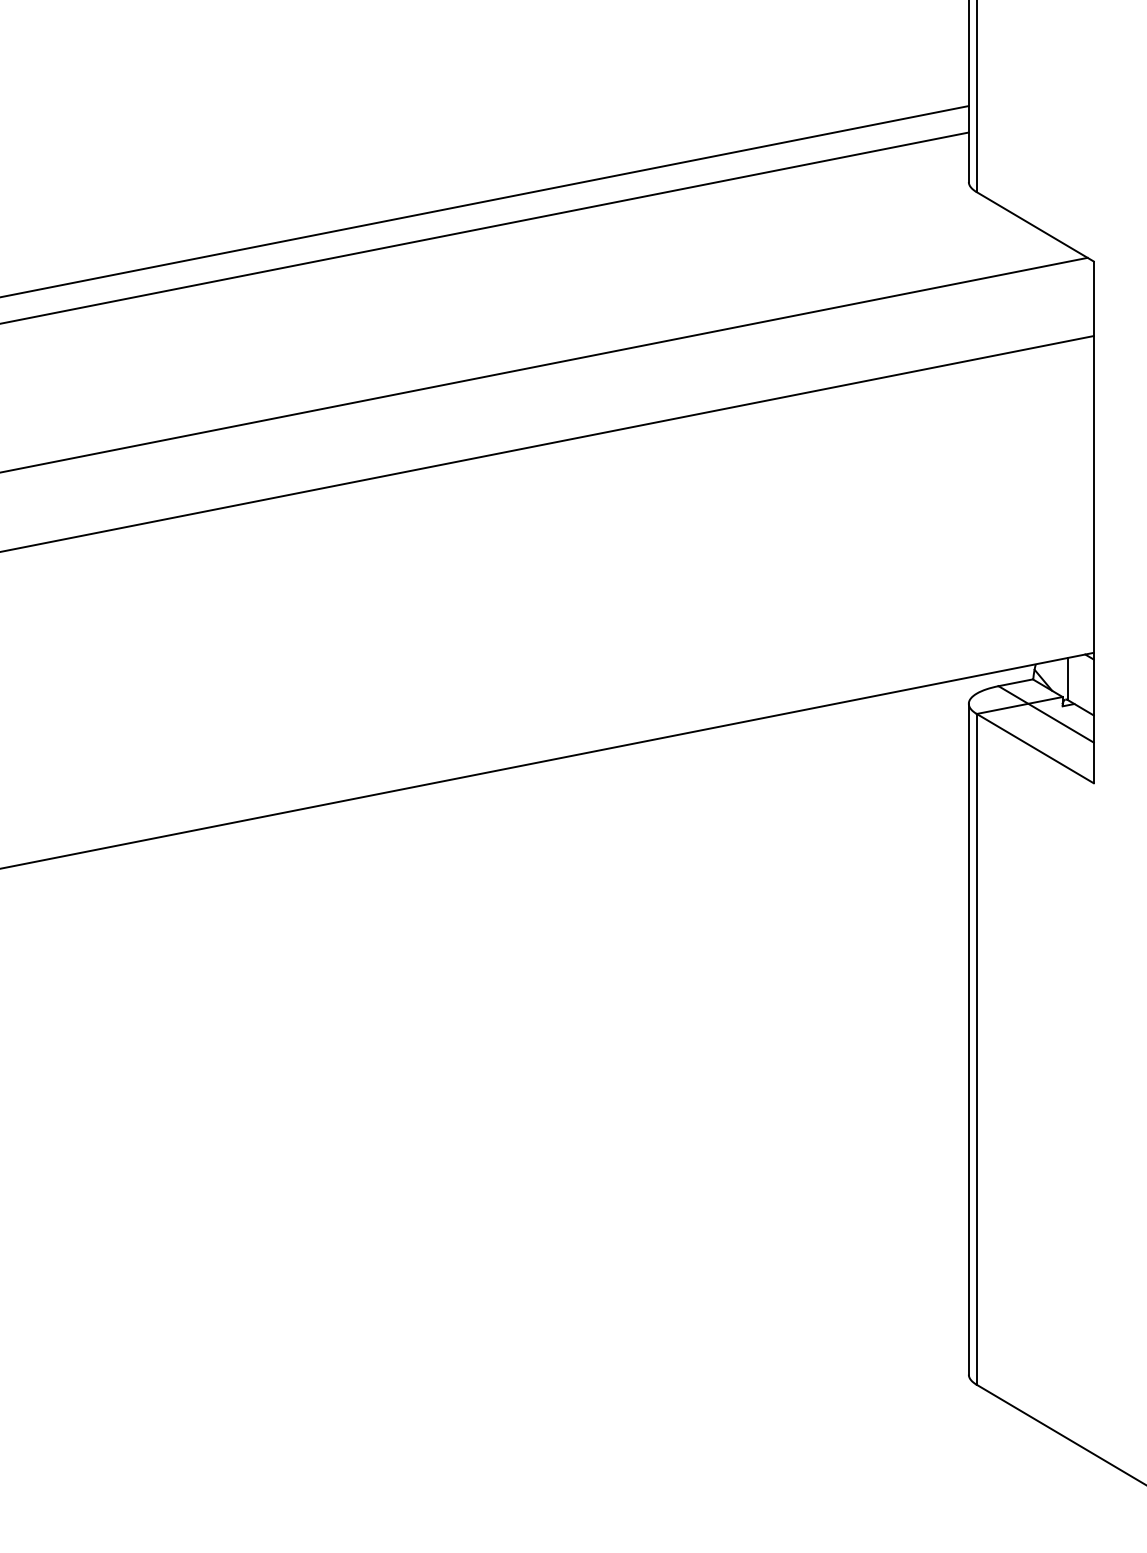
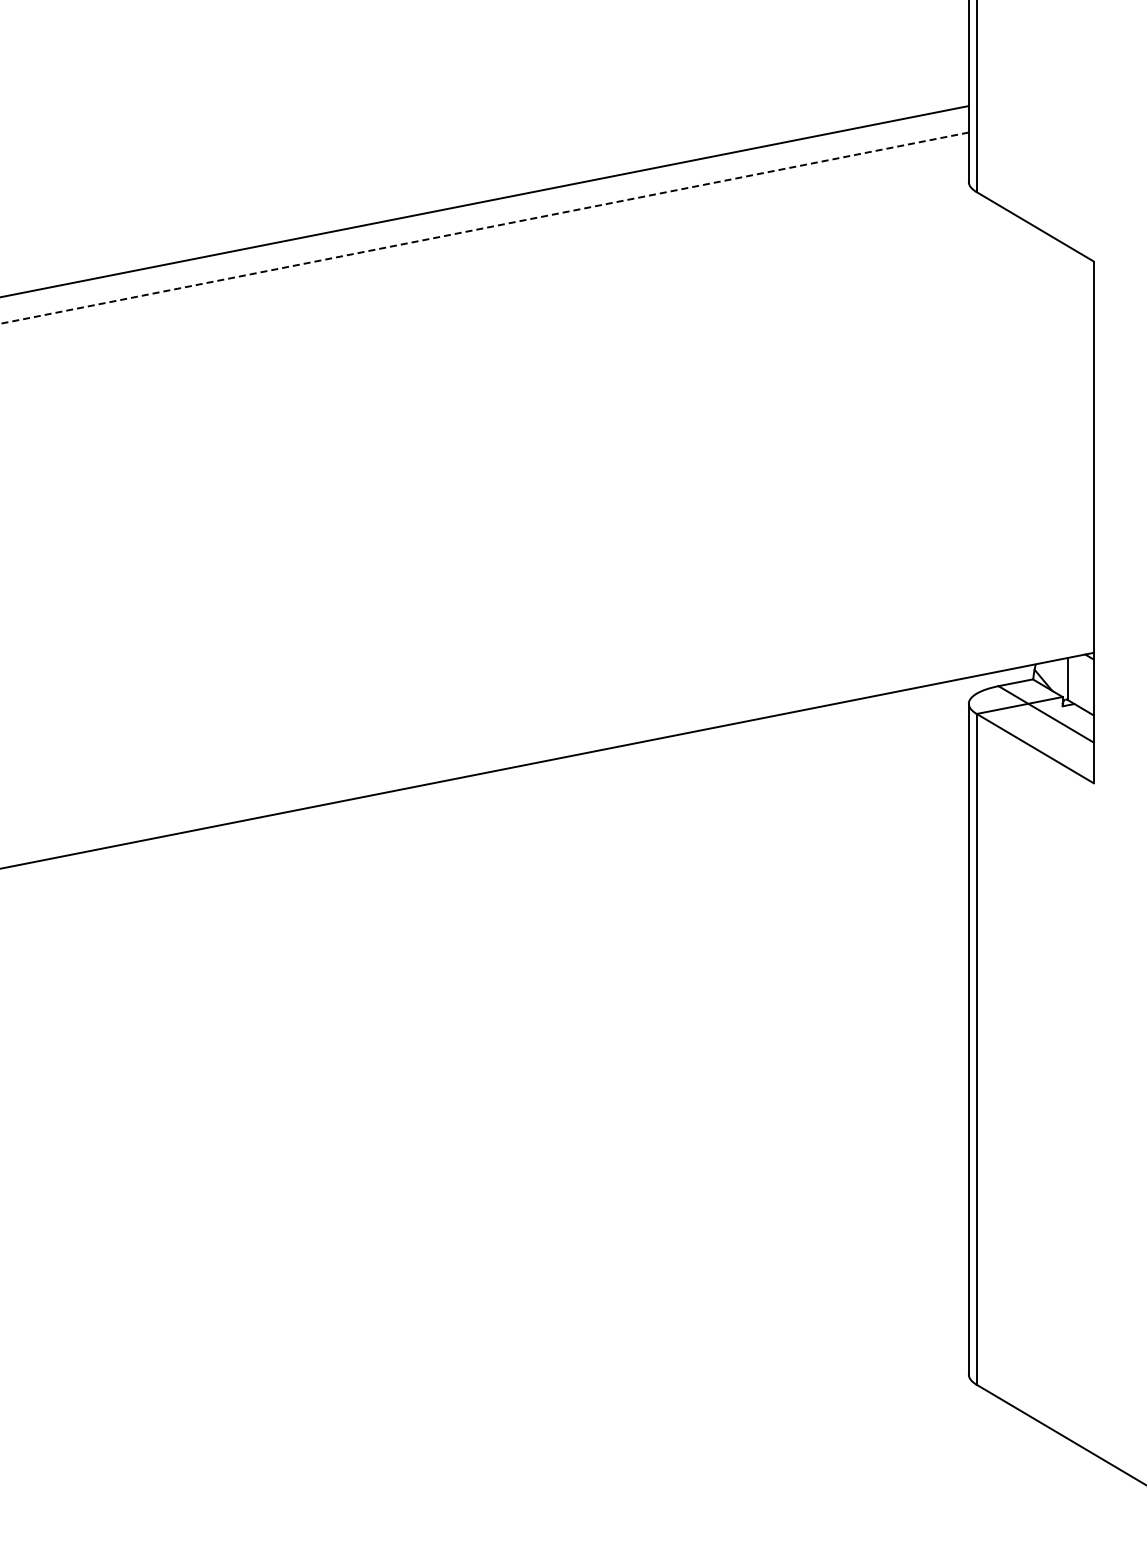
line: solid -> dashed (484, 228)
line: present -> none (544, 364)
line: present -> none (547, 443)
